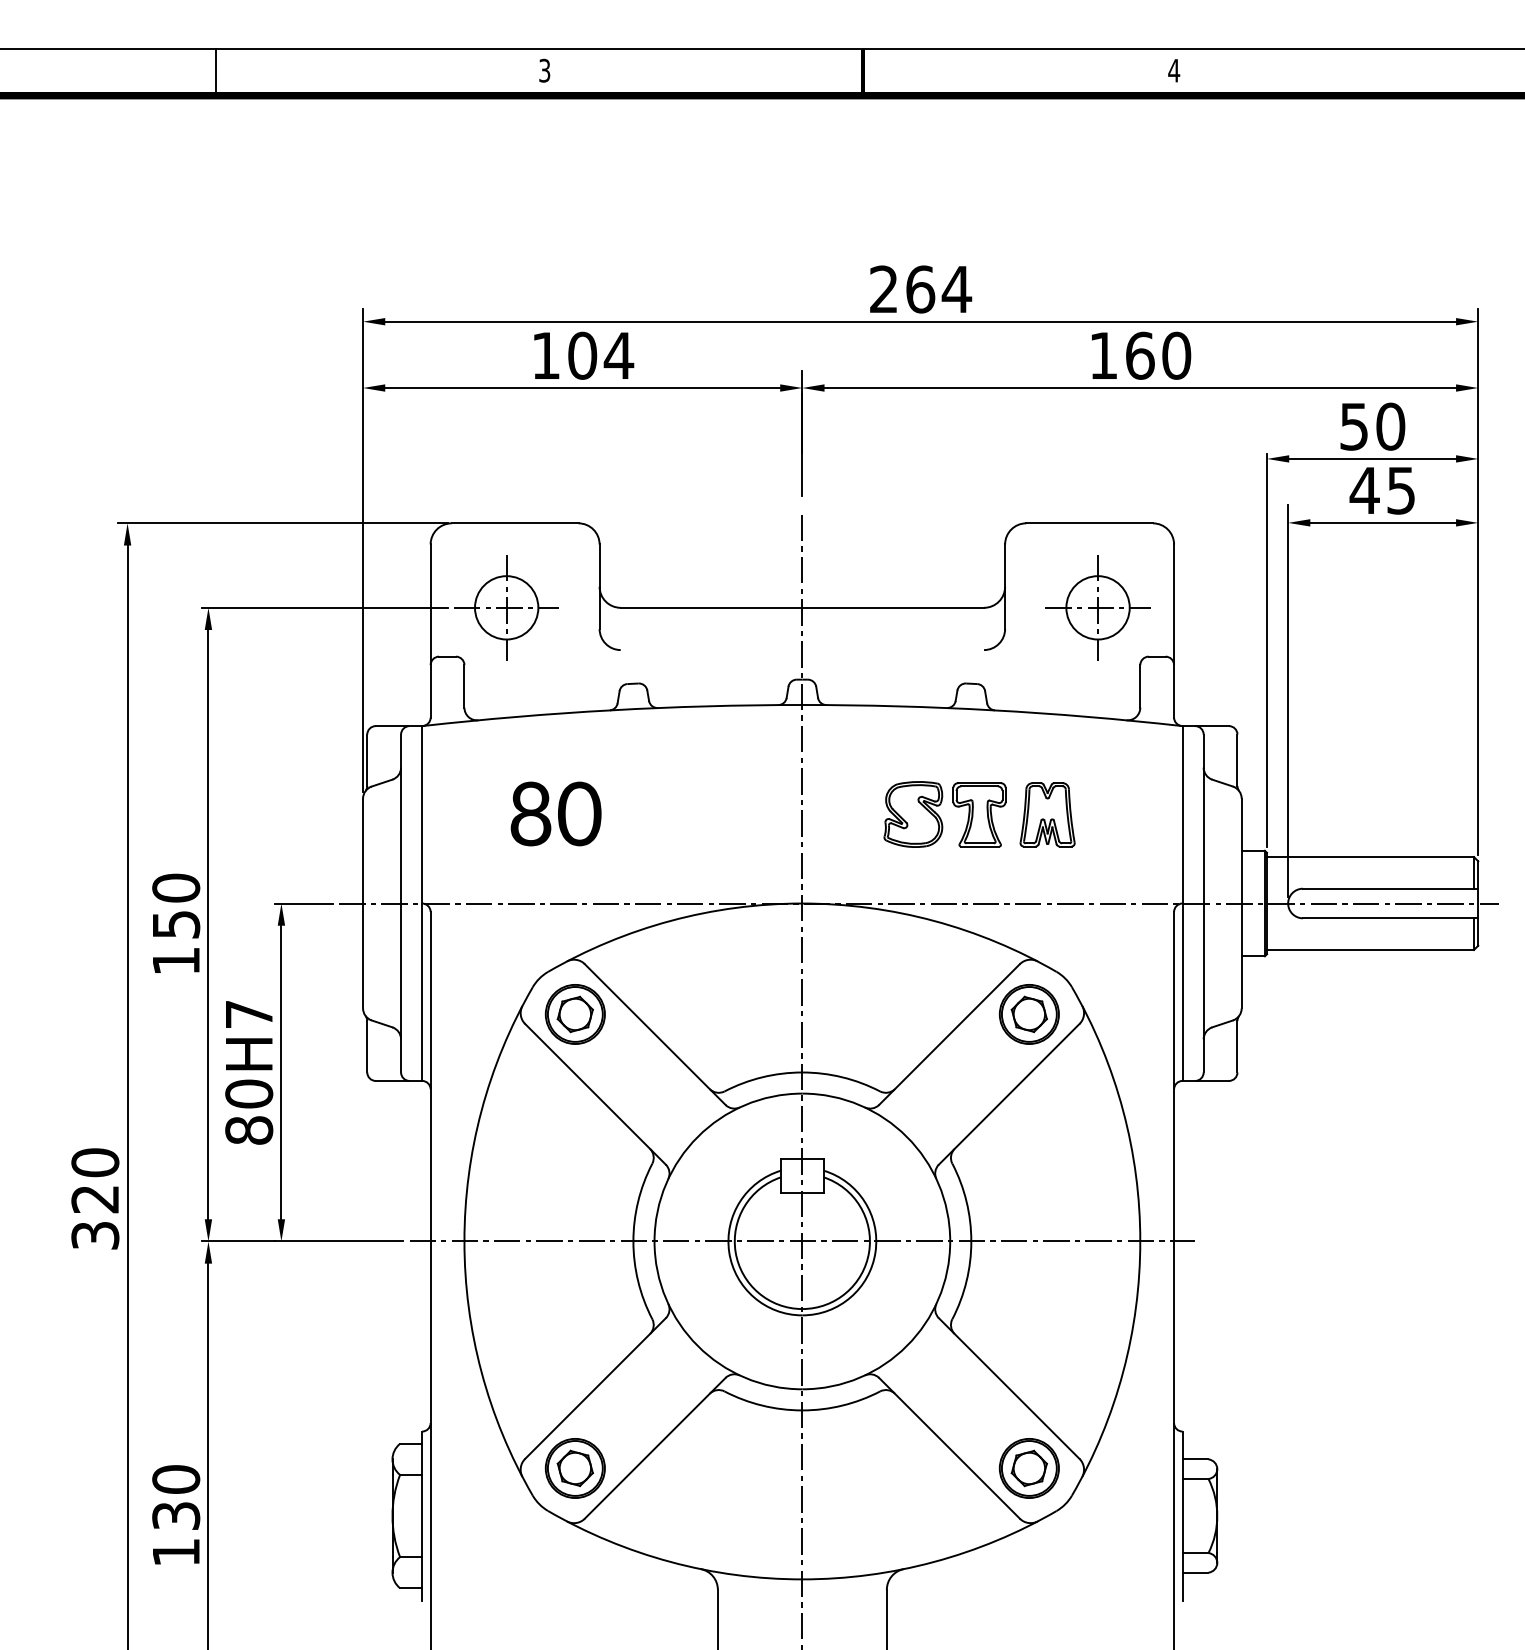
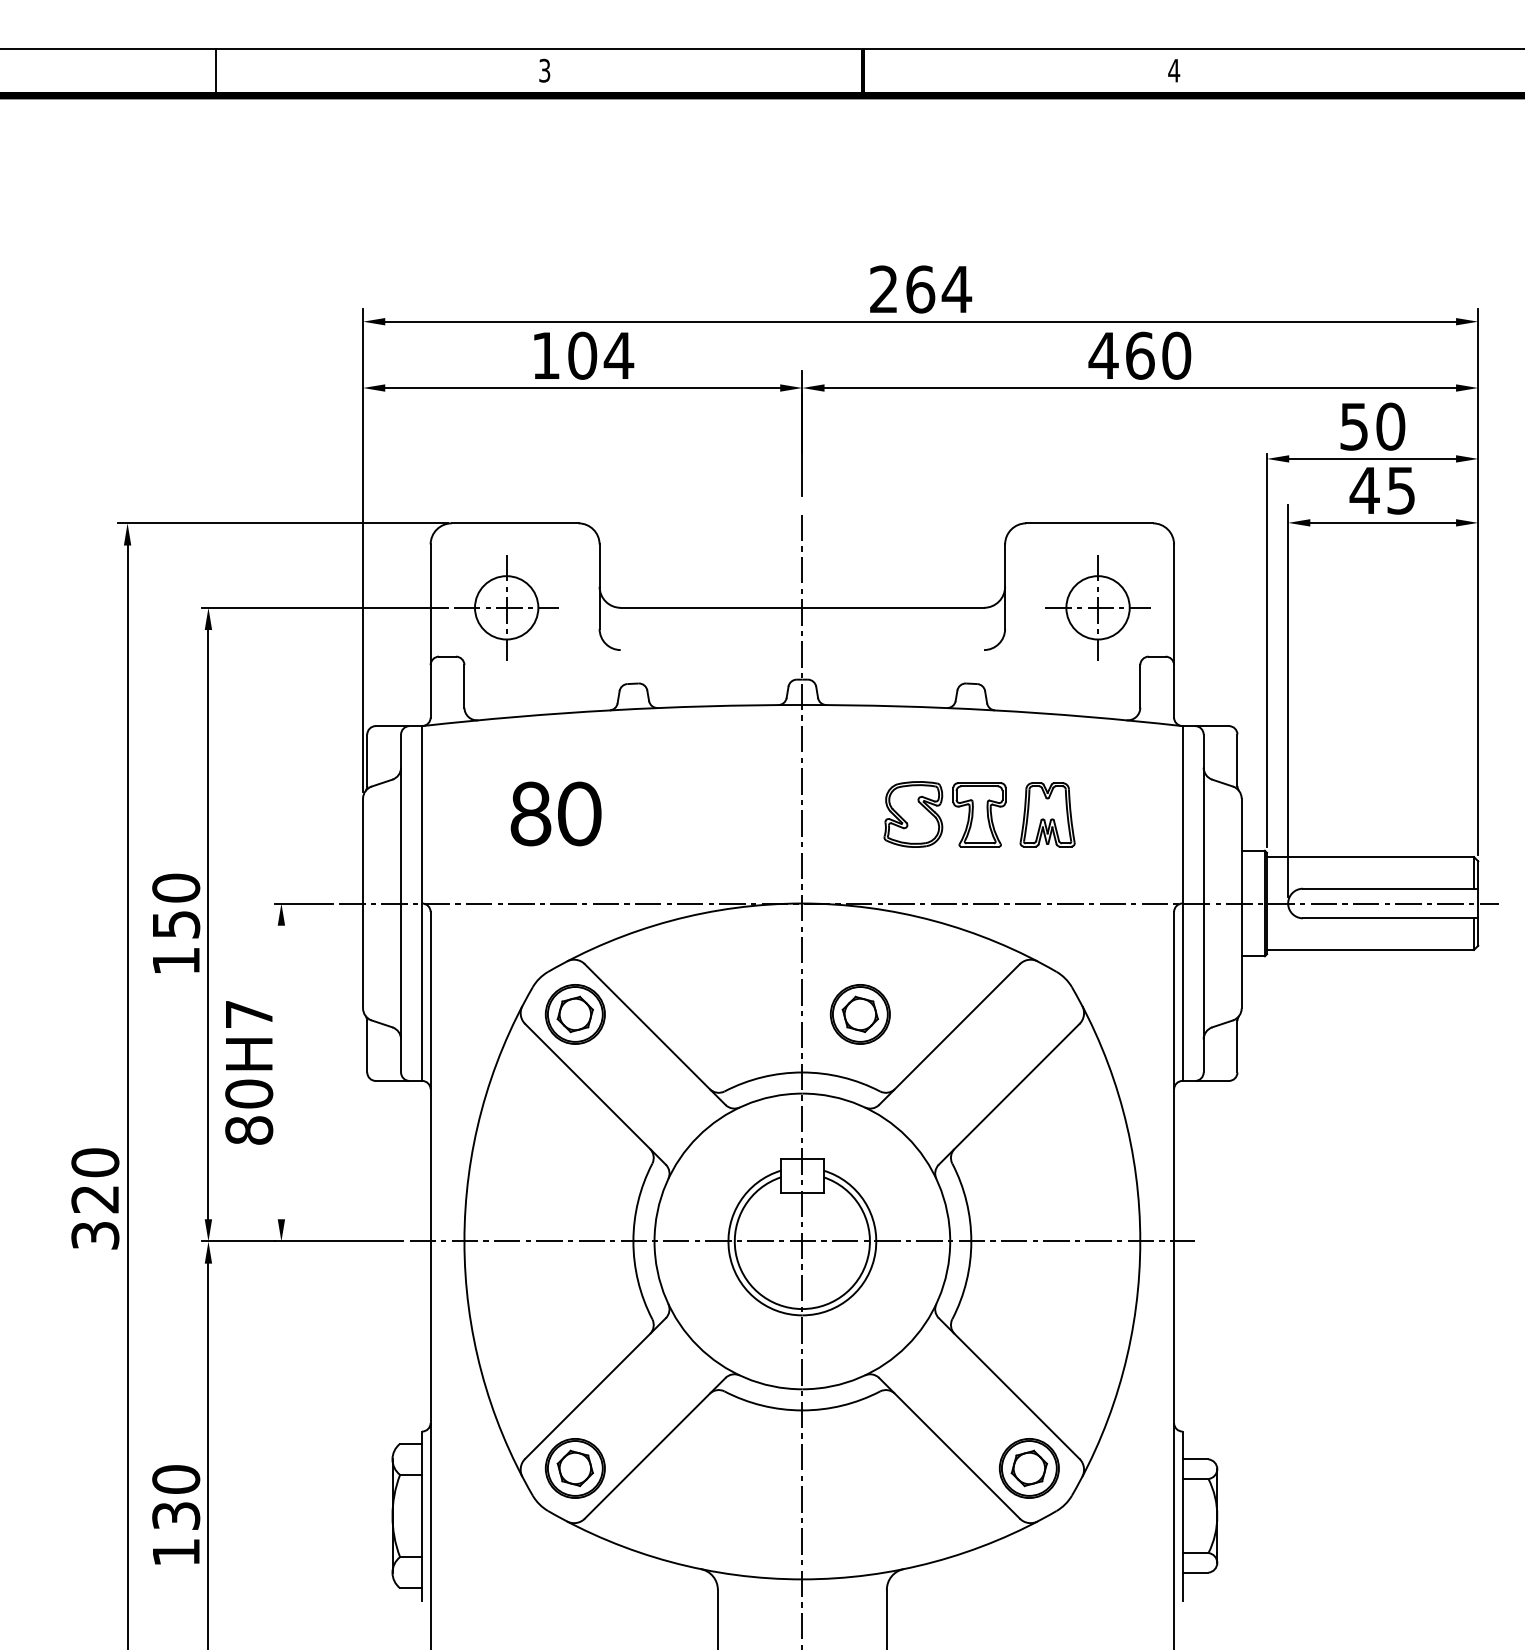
text: 160 -> 460 (1103, 355)
part position: (1028, 1014) -> (859, 1014) (859, 1014)
line: present -> none (281, 1072)
